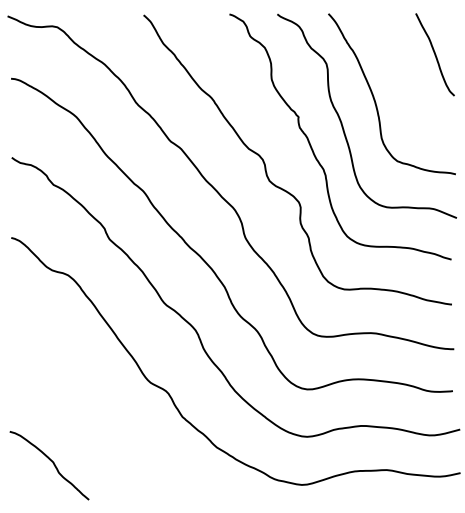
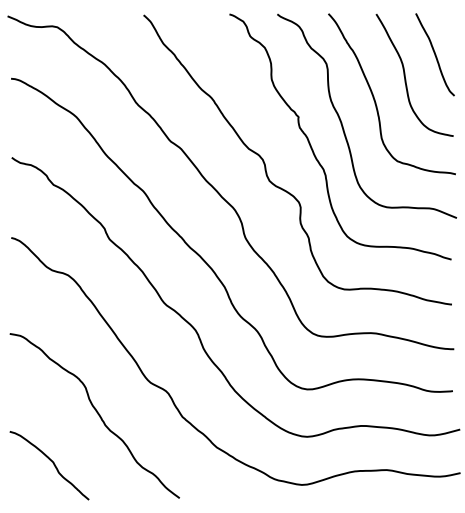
curve: none -> present (406, 79)
curve: none -> present (97, 414)
